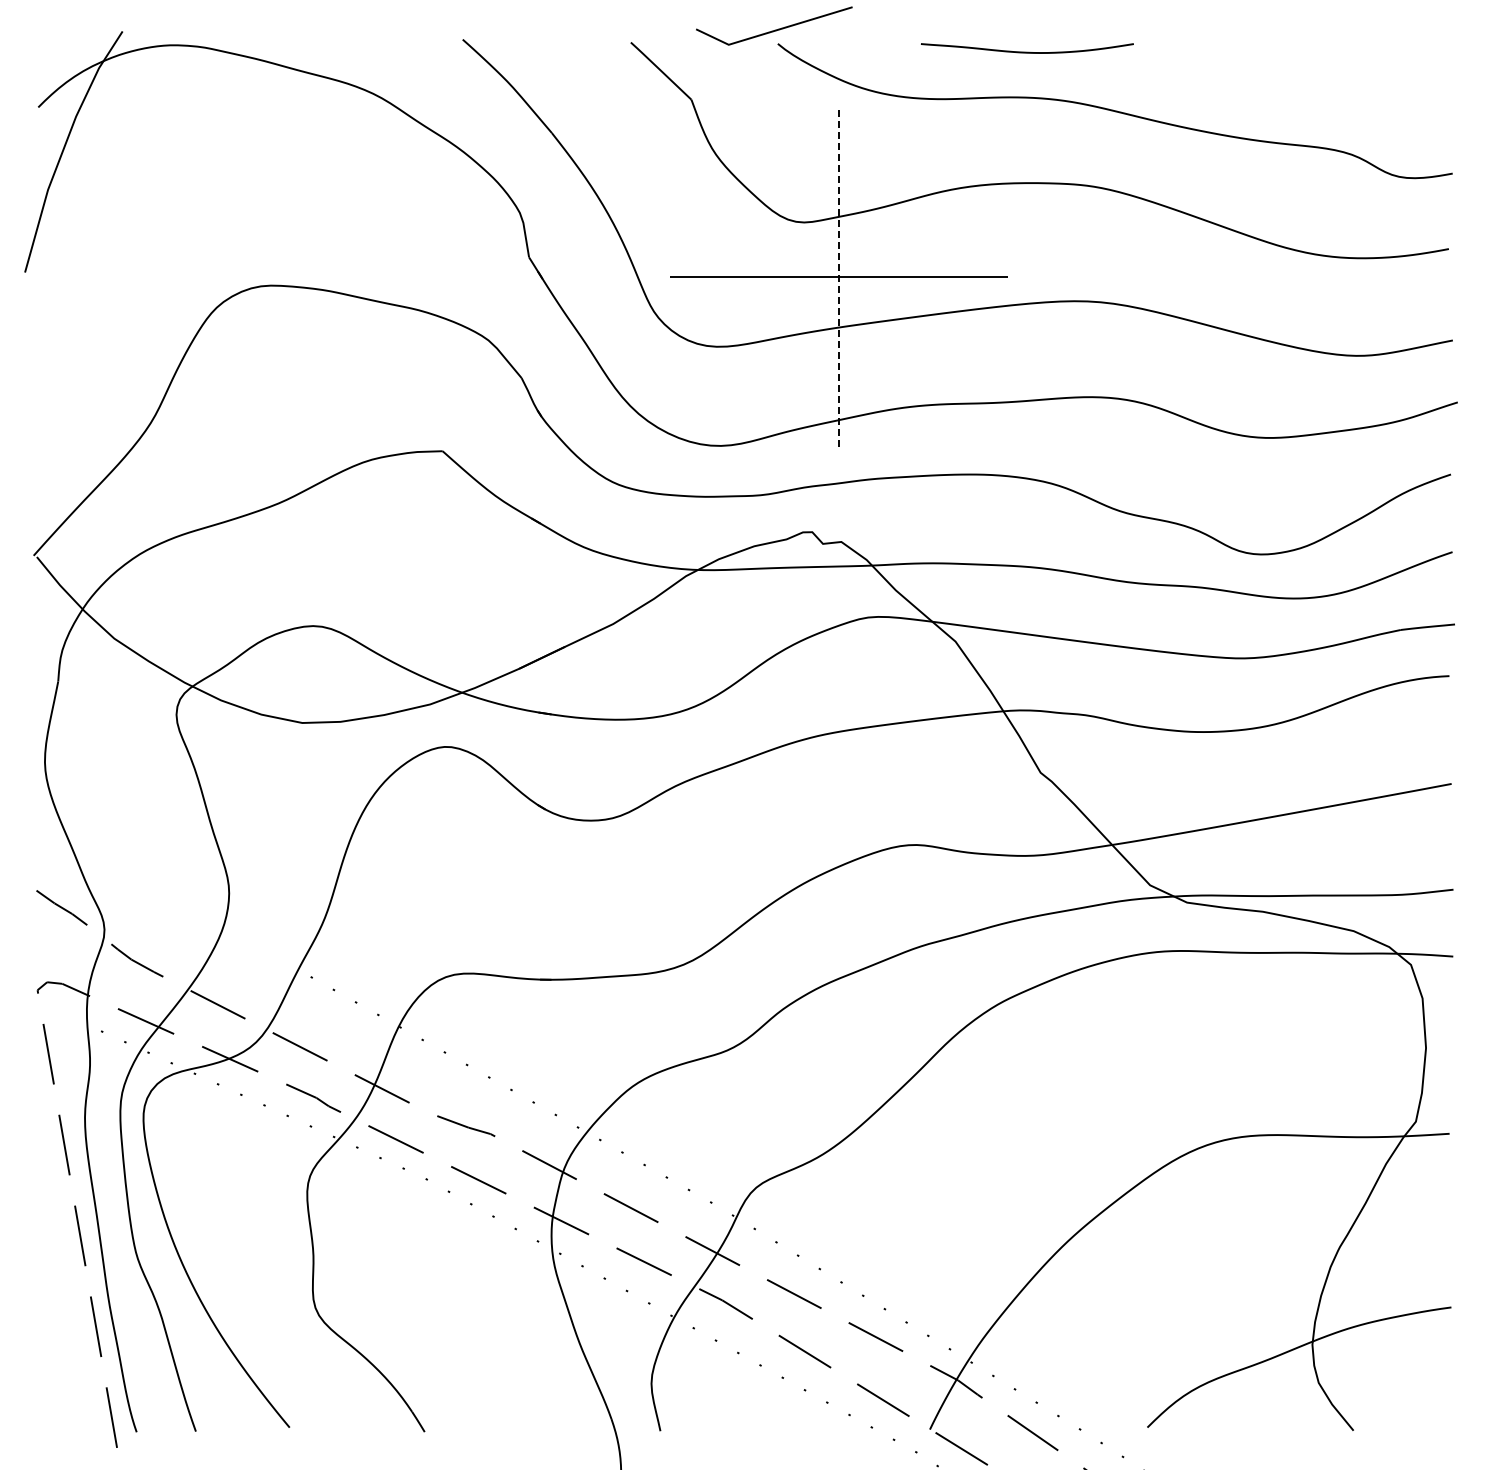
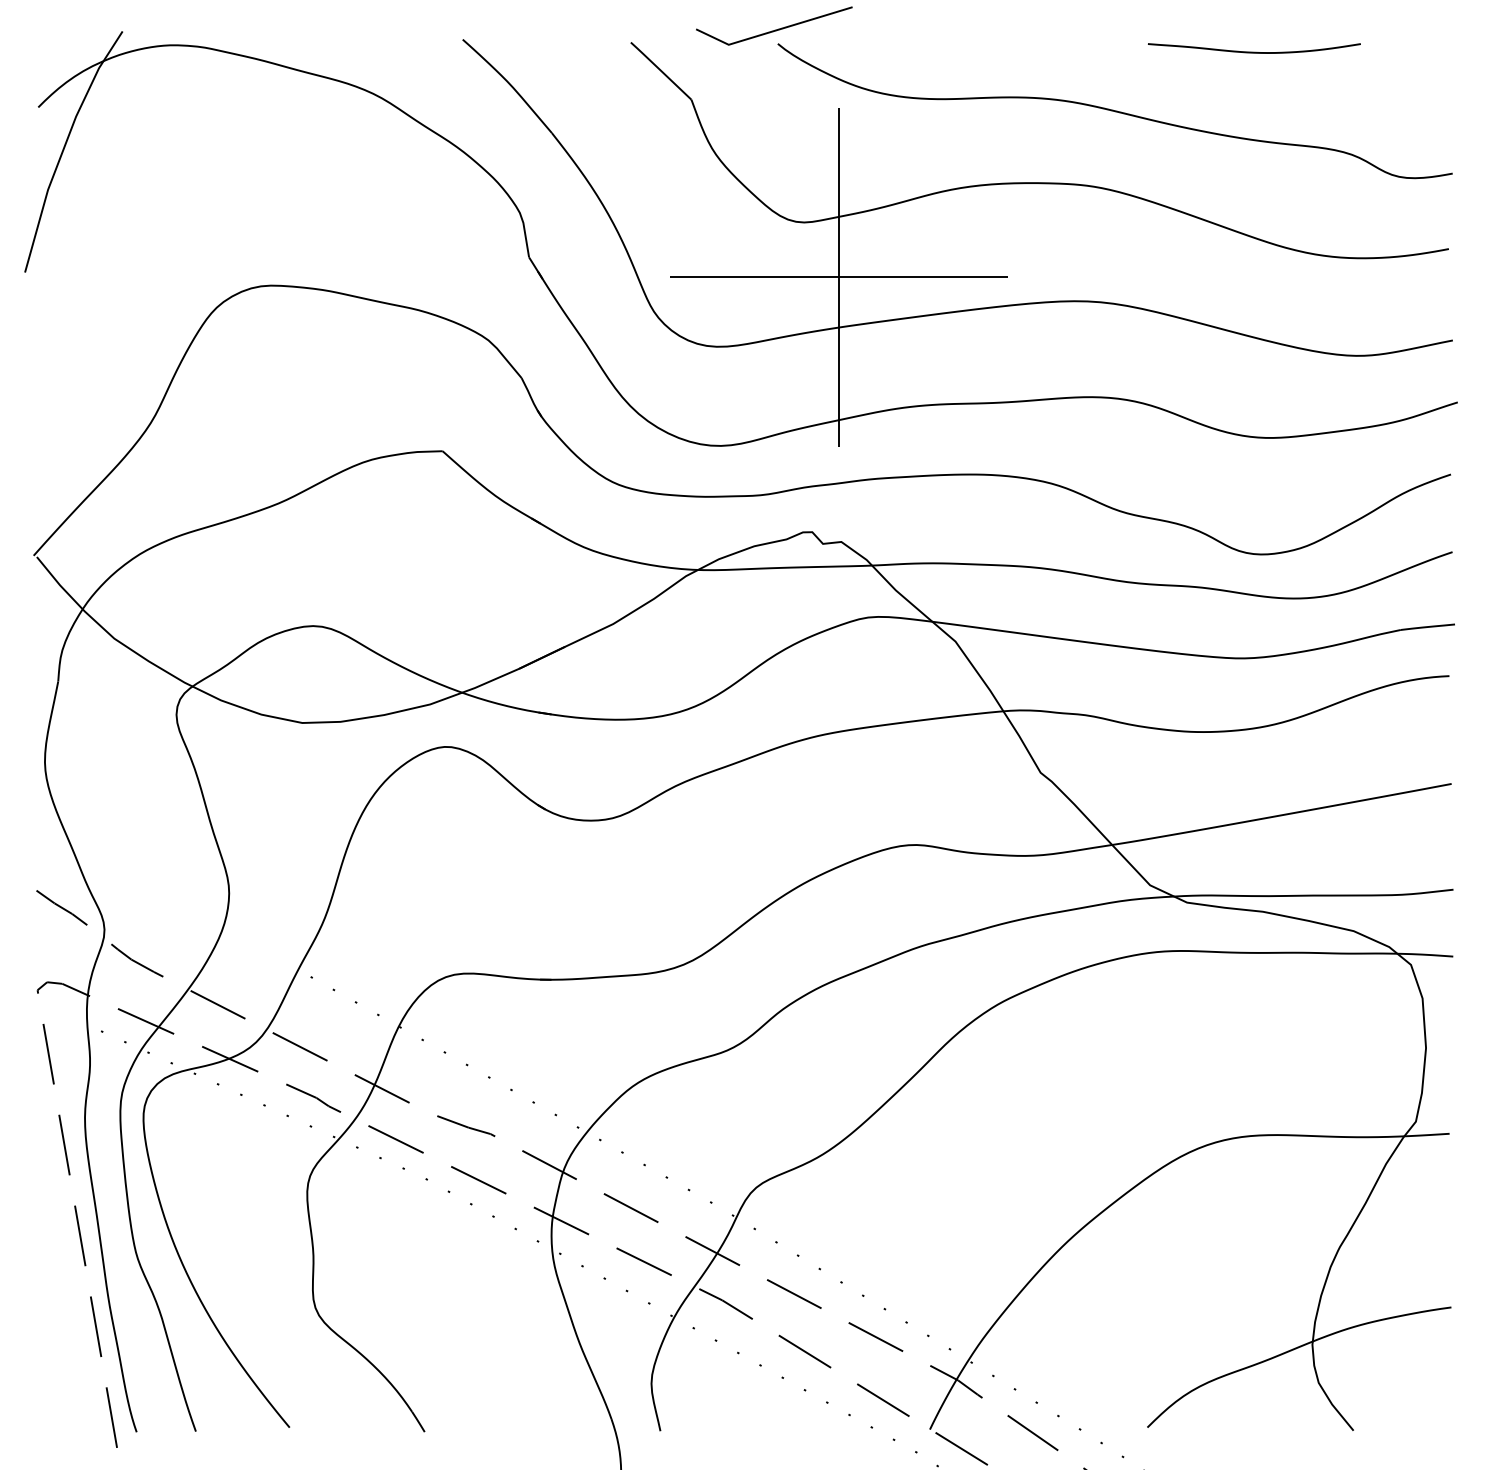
curve position: (1027, 51) -> (1254, 51) (1254, 51)
line: dashed -> solid (838, 277)
